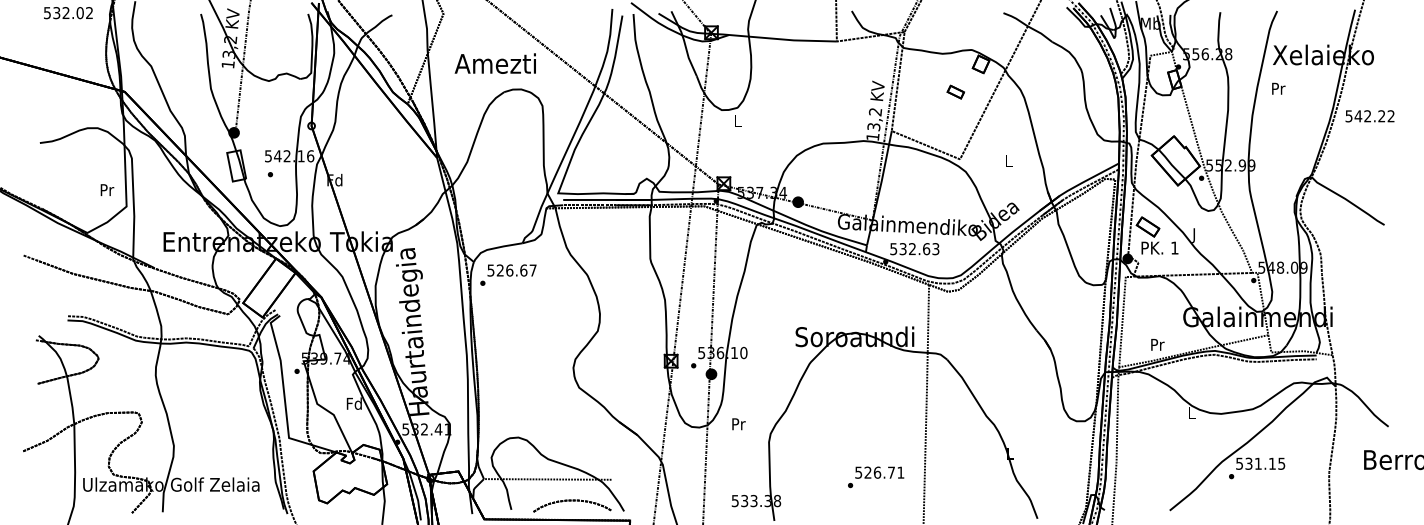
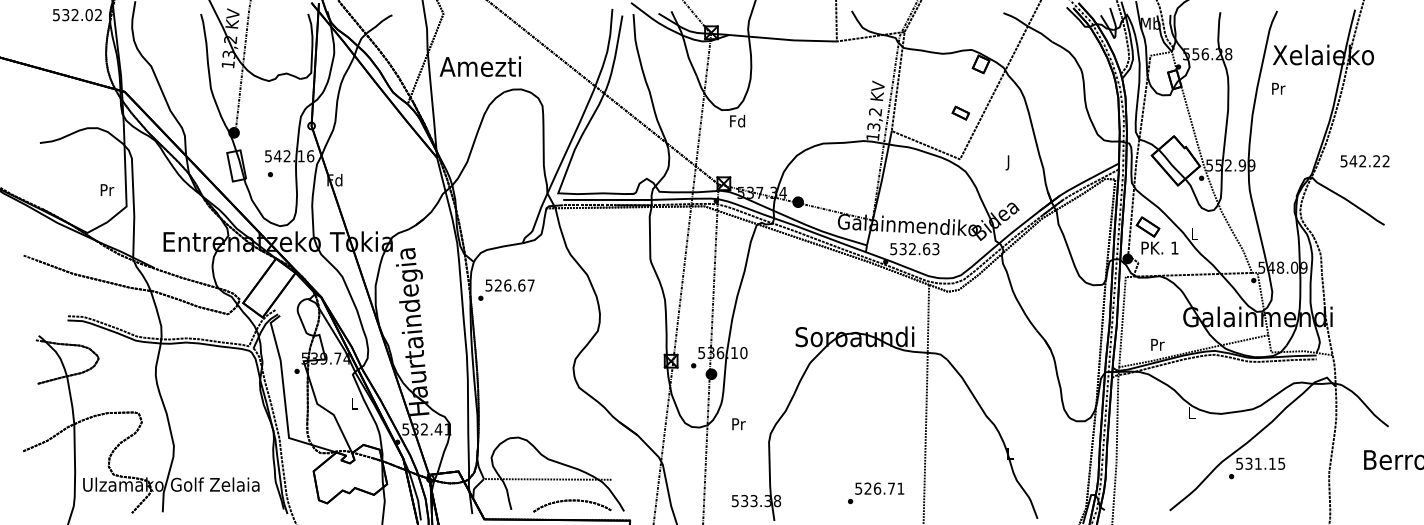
text position: (68, 13) -> (77, 15) (77, 15)
text position: (494, 63) -> (479, 66) (479, 66)
part position: (955, 91) -> (960, 112) (960, 112)
text position: (1369, 116) -> (1364, 161) (1364, 161)
text: L -> Fd (737, 120)
text: L -> J (1008, 162)
text: J -> L (1194, 235)
text position: (508, 274) -> (506, 289) (506, 289)
text: Fd -> L (353, 403)
text position: (876, 477) -> (876, 493) (876, 493)
